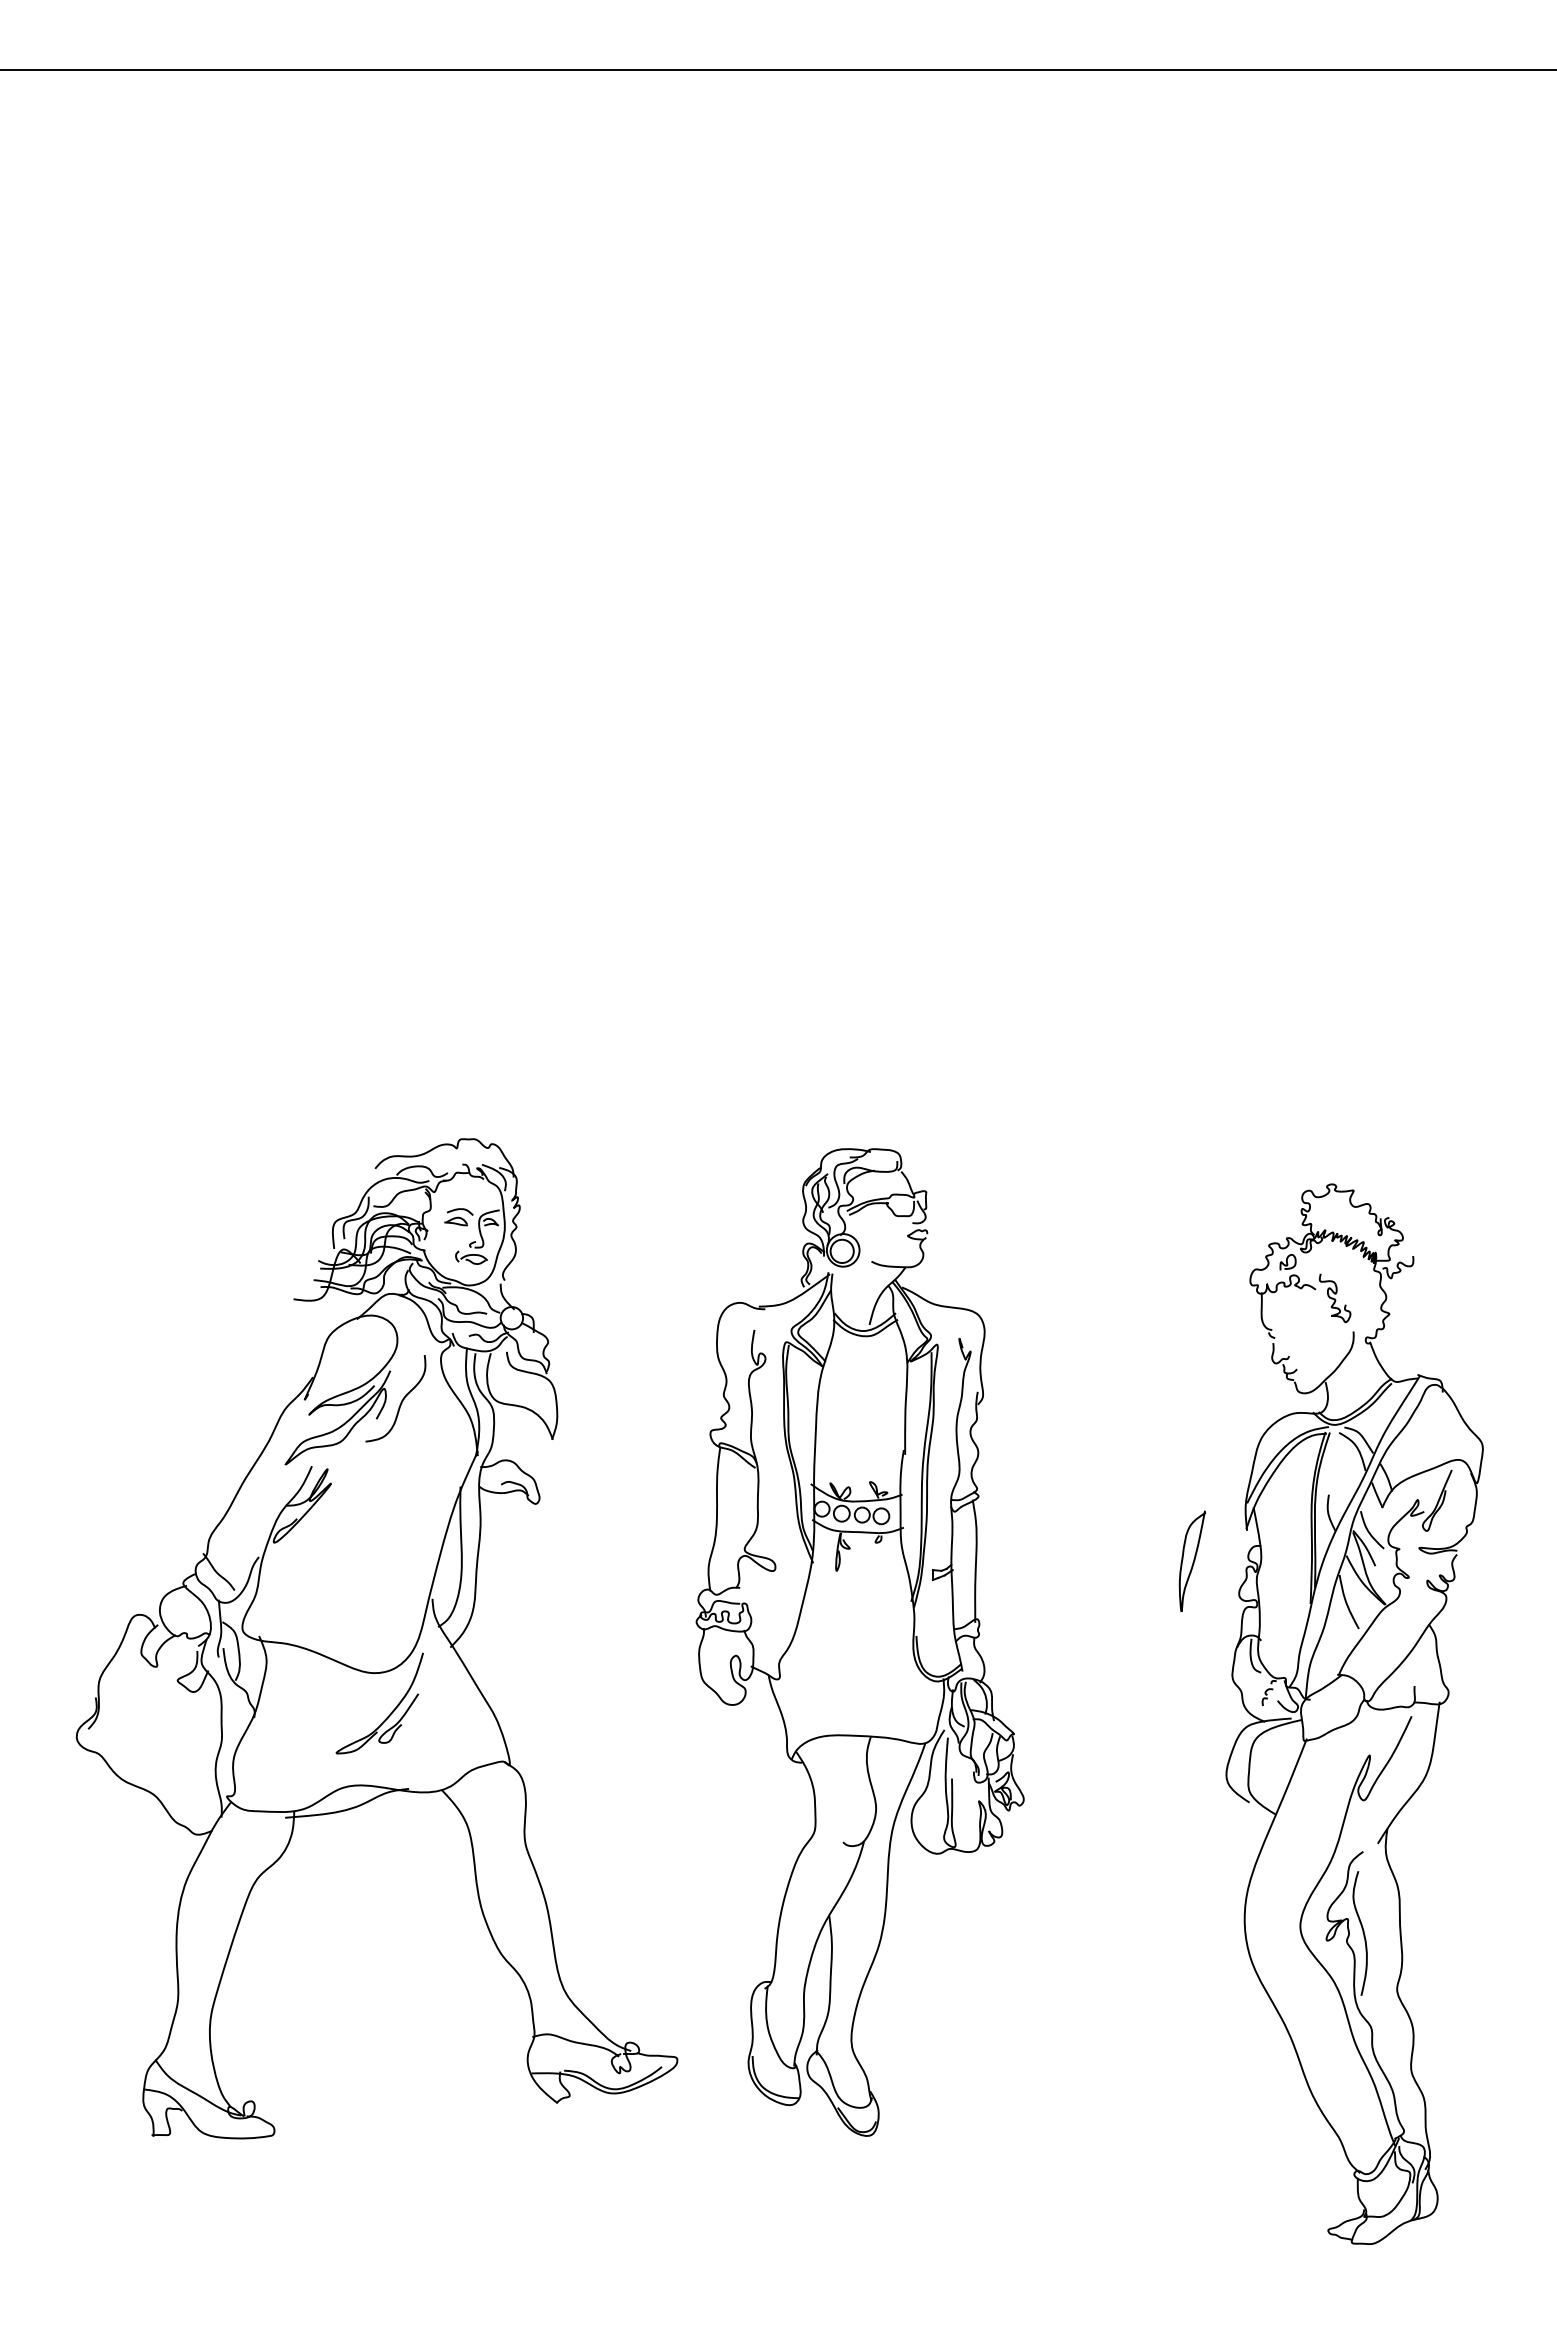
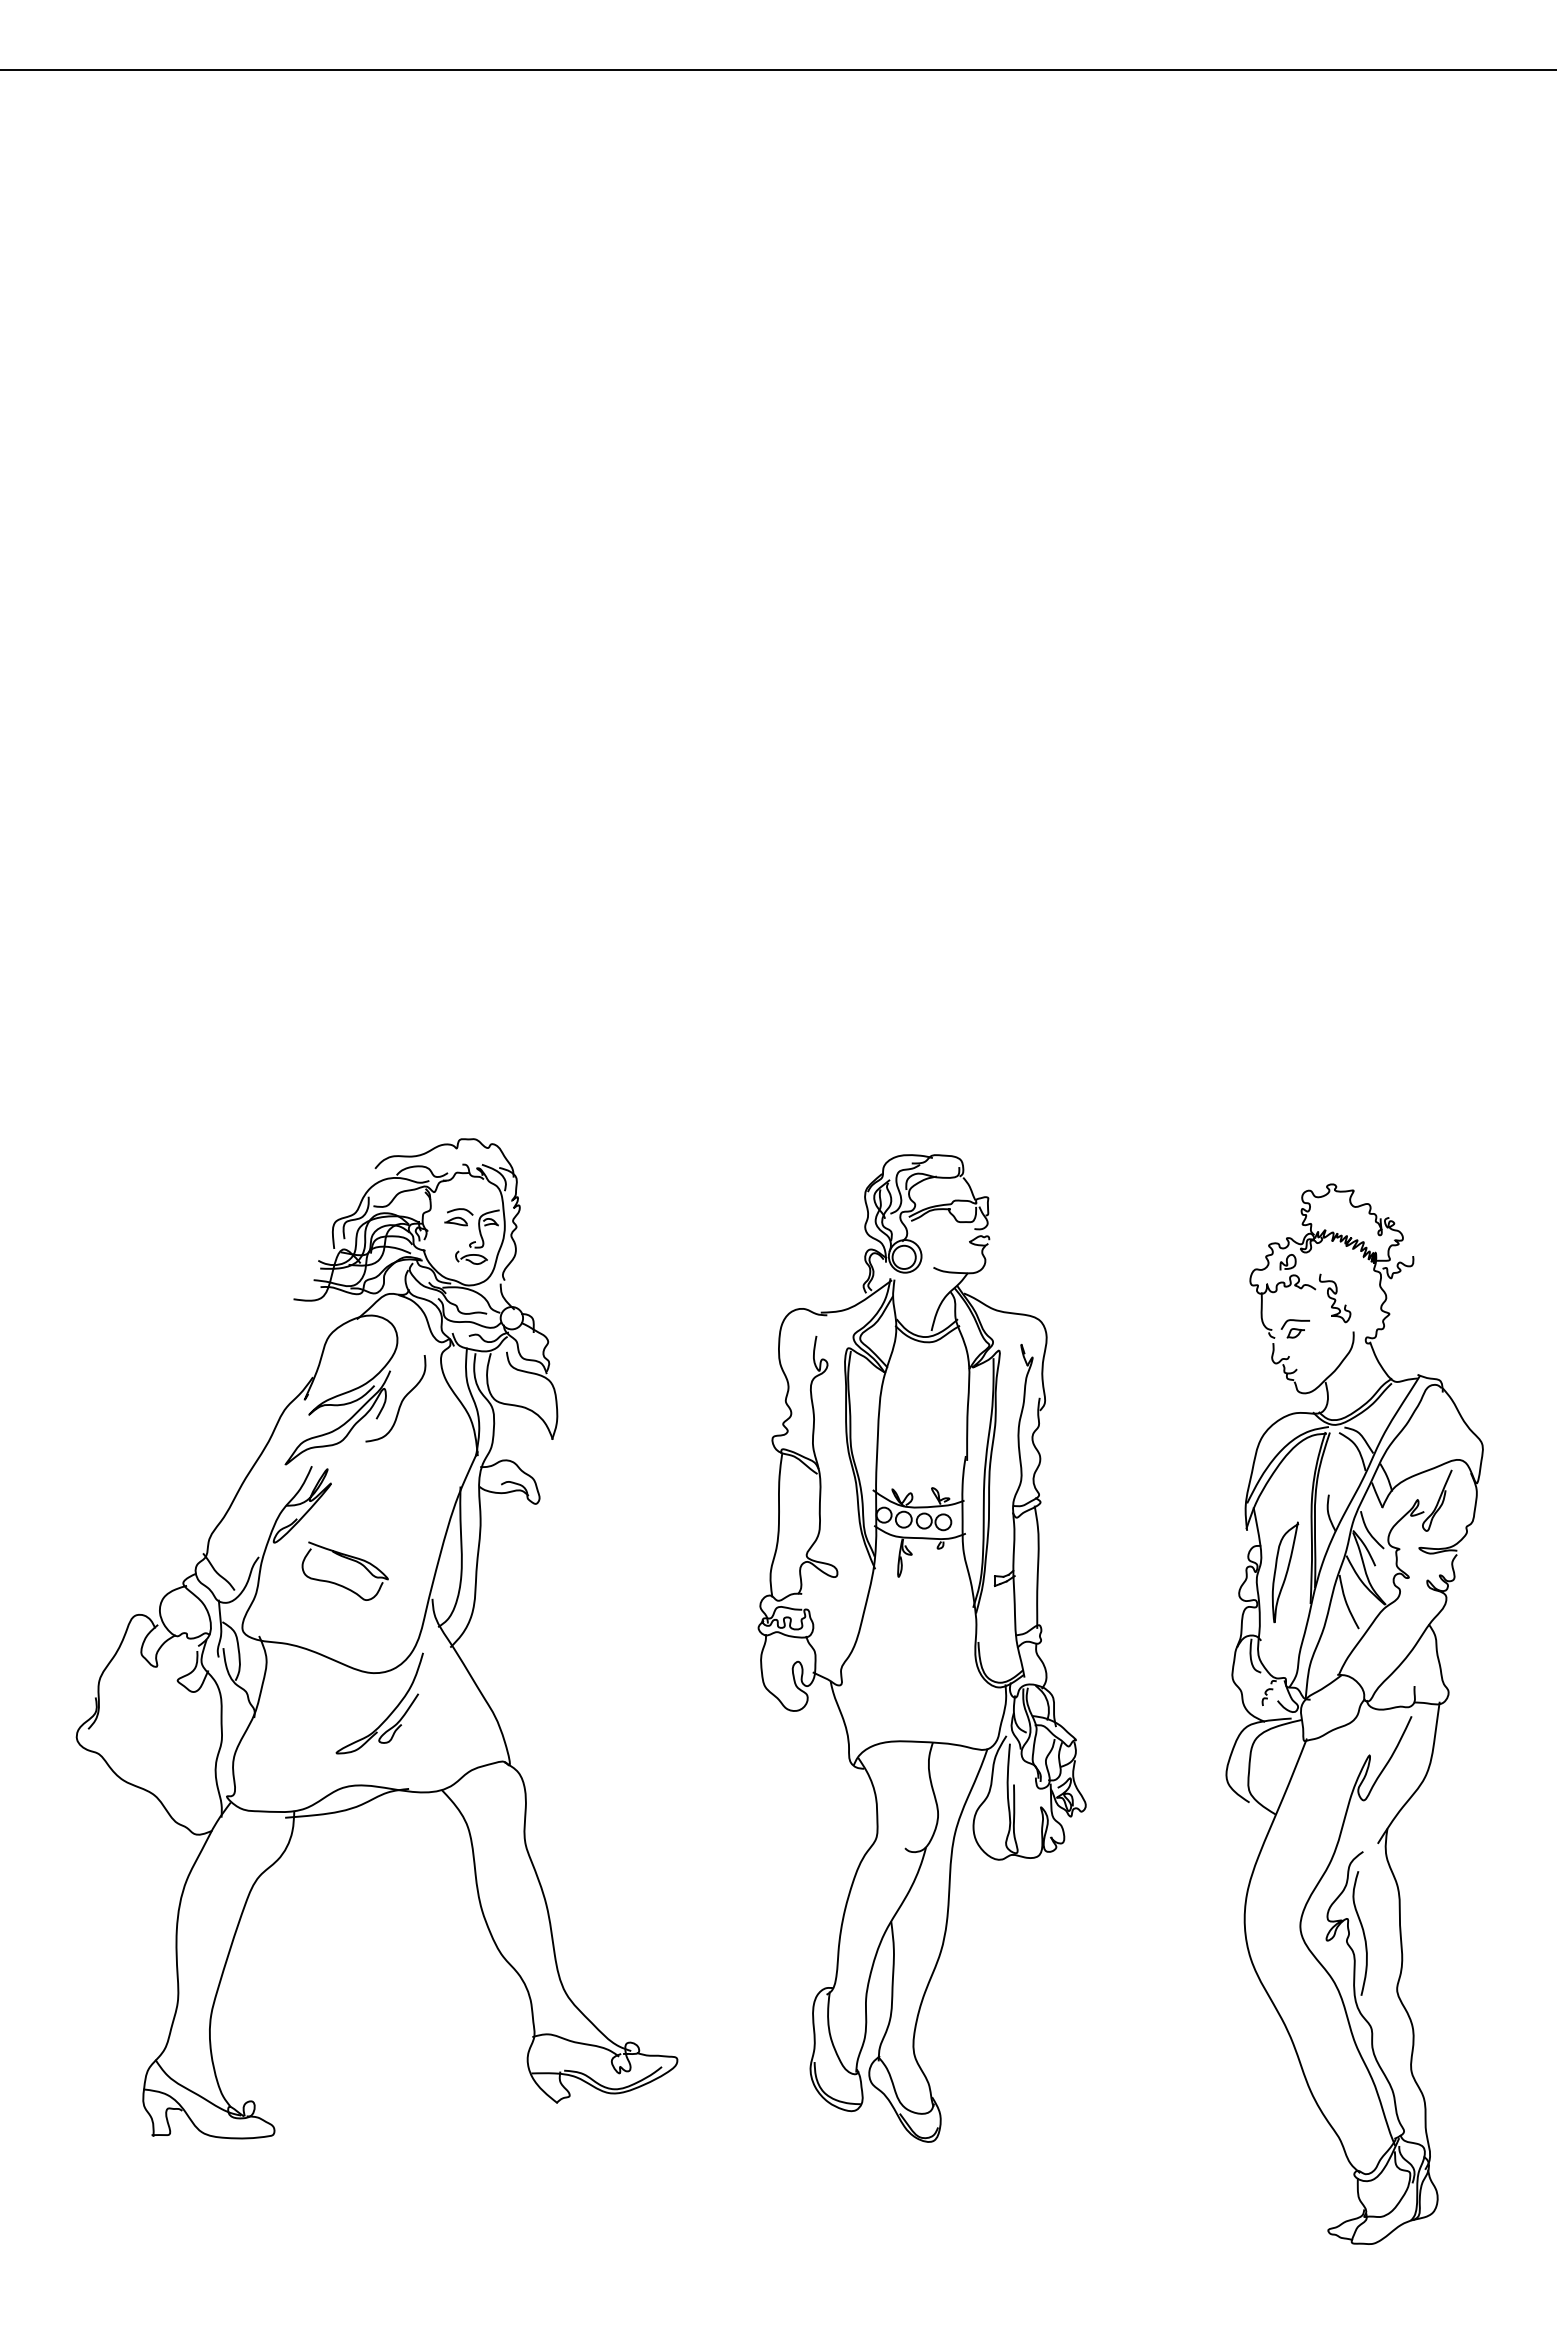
part: none -> present (1294, 1328)
part: none -> present (347, 1559)
curve position: (1193, 1561) -> (1286, 1572) (1286, 1572)
part position: (859, 1642) -> (921, 1648) (921, 1648)
